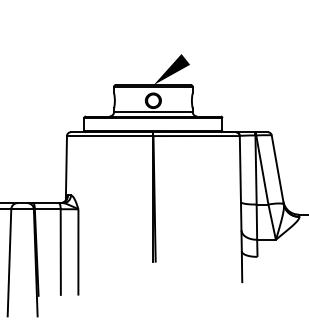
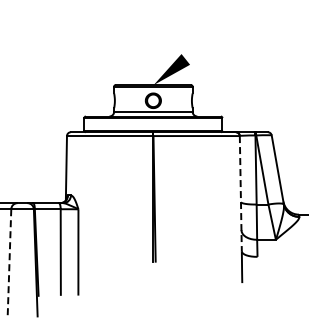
line: solid -> dashed (240, 193)
line: solid -> dashed (9, 262)
